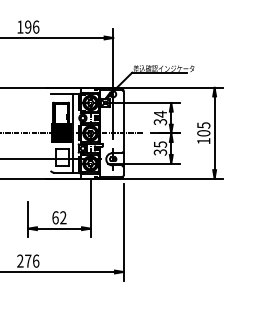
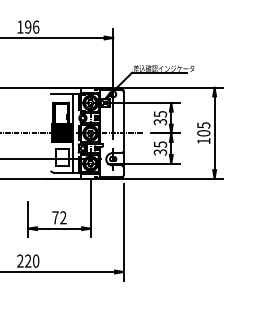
text: 34 -> 35 (160, 113)
text: 62 -> 72 (55, 217)
text: 276 -> 220 (32, 260)
